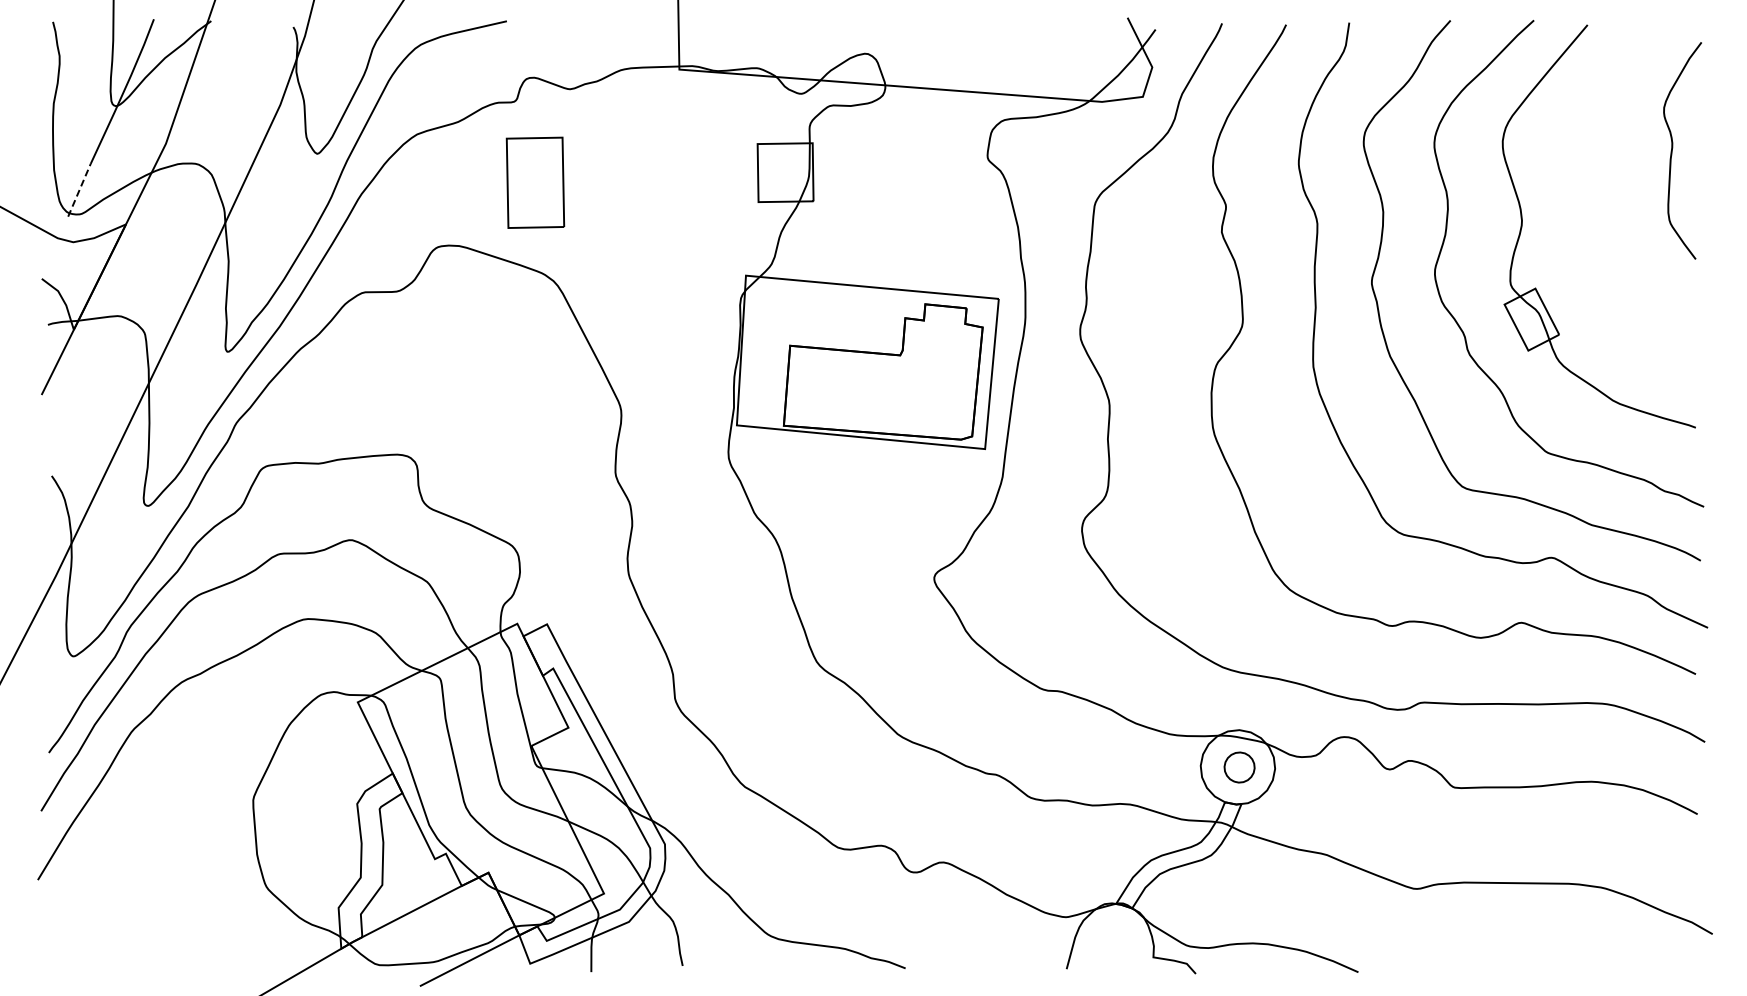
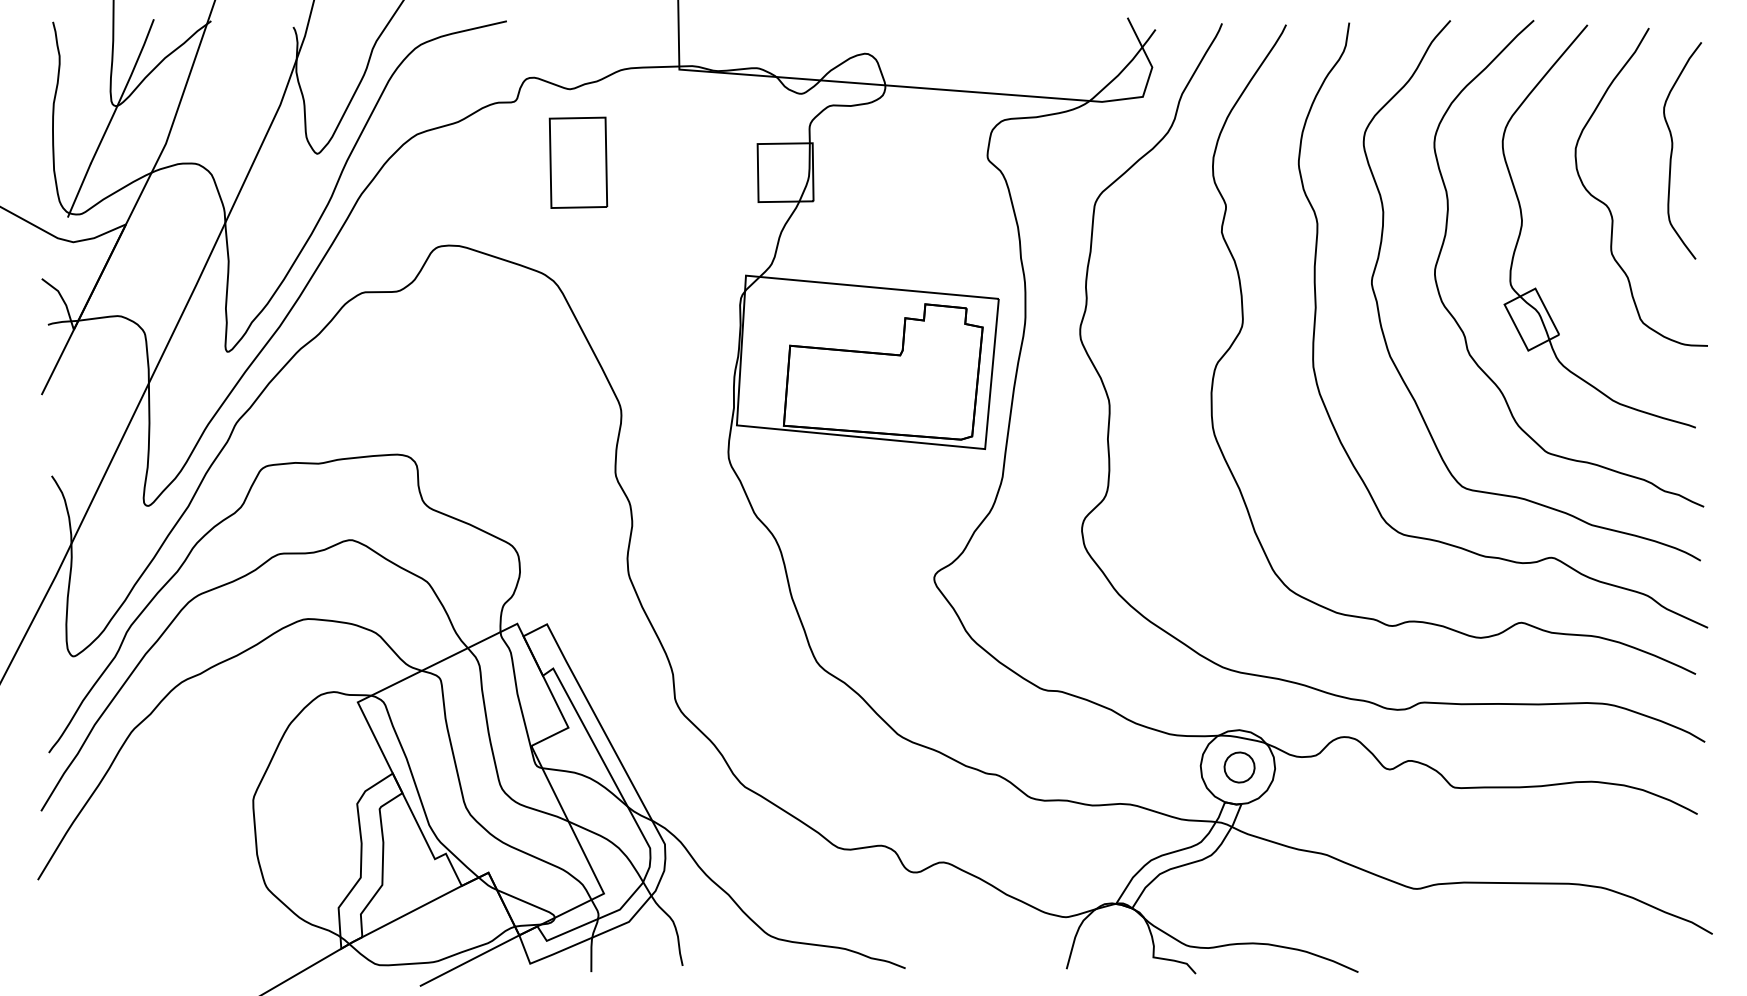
part position: (535, 182) -> (578, 162) (578, 162)
line: dashed -> solid (79, 190)
curve: none -> present (1609, 207)
